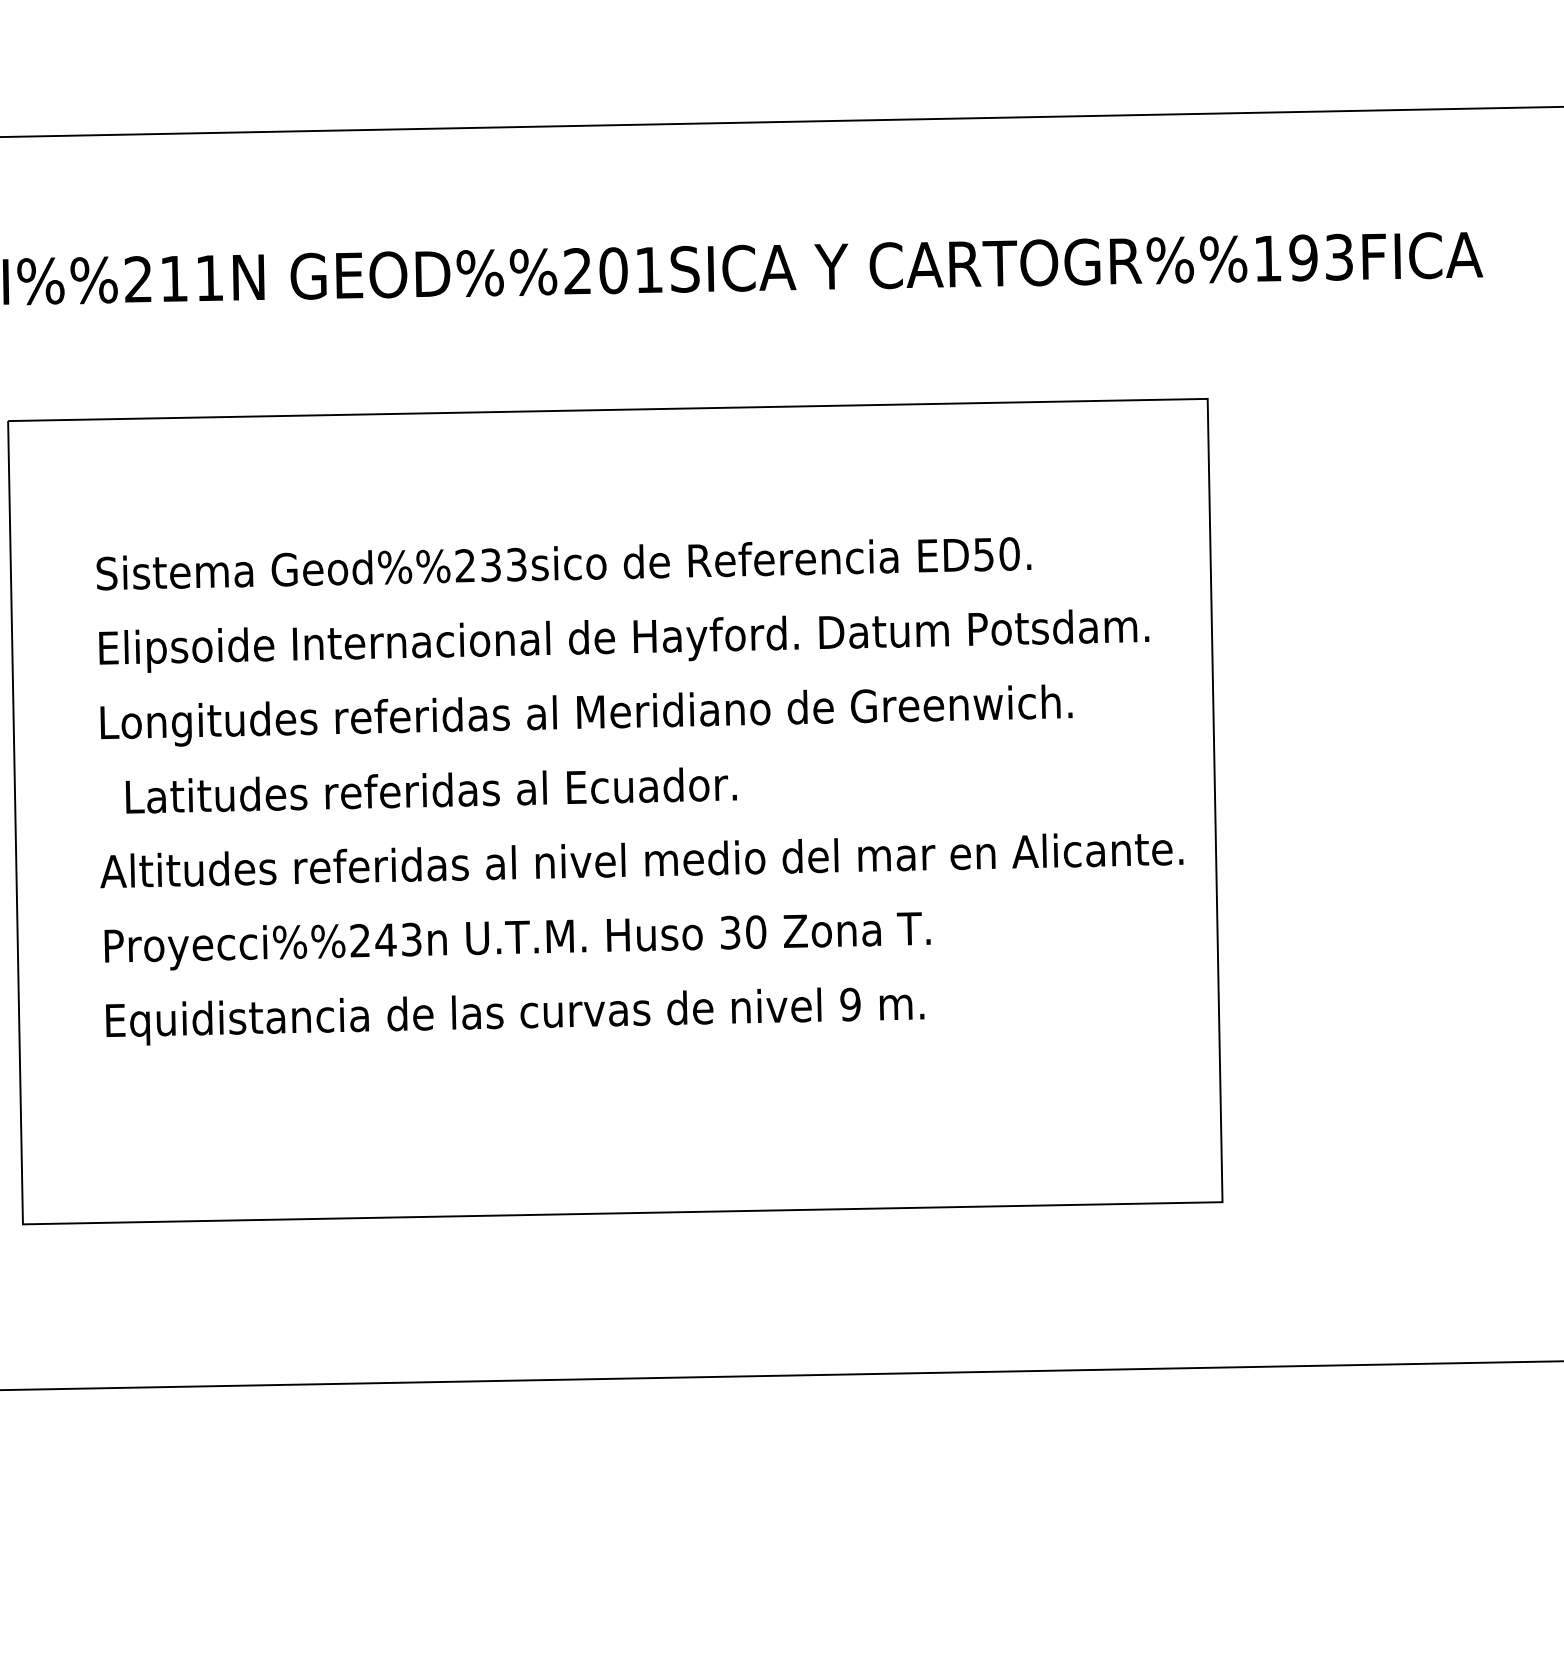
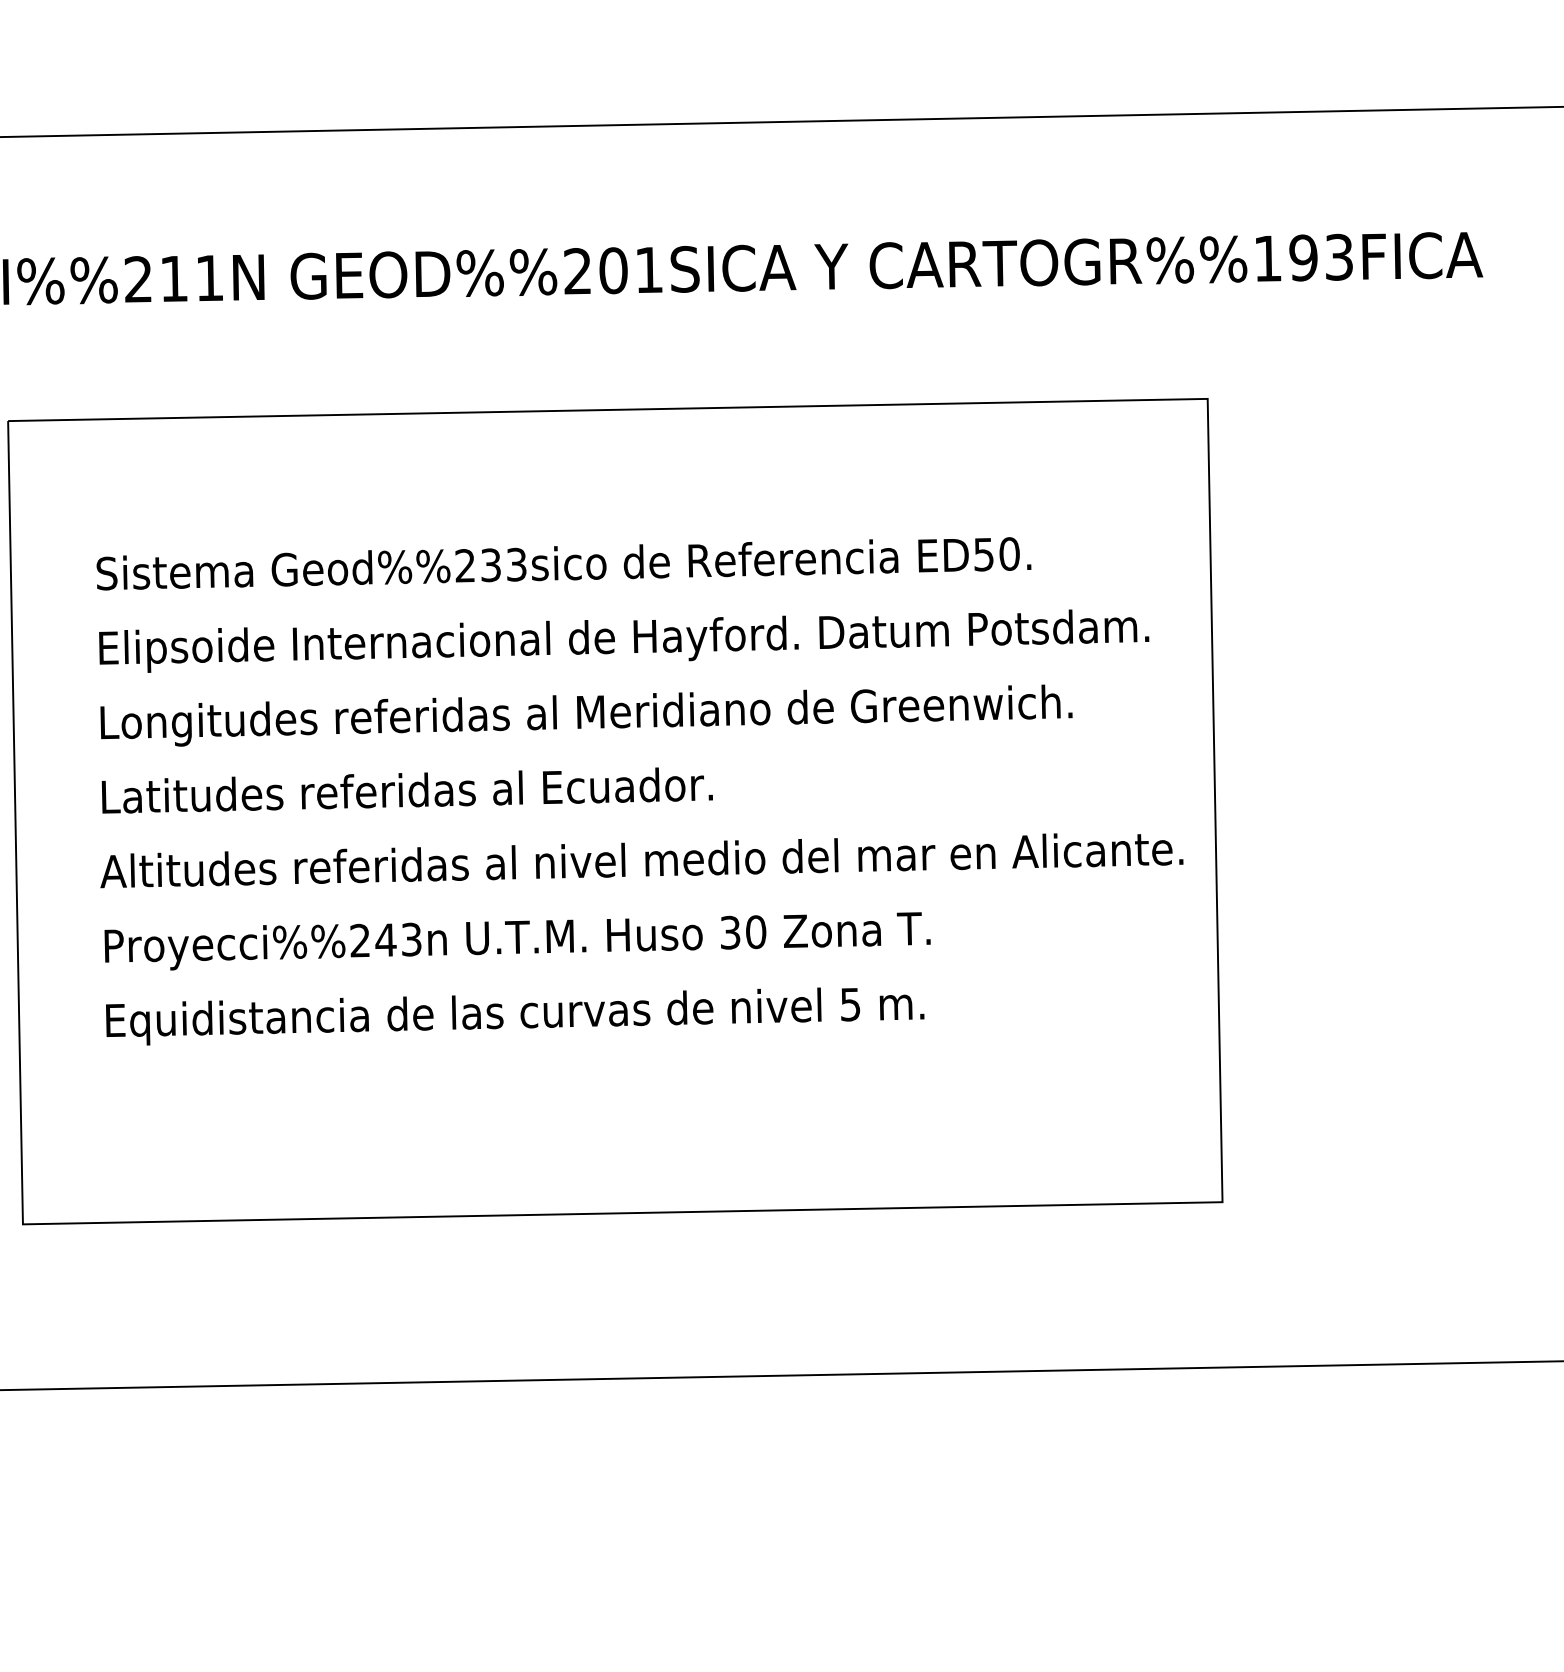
text position: (430, 790) -> (406, 790) (406, 790)
text: 9 -> 5 (850, 1004)
